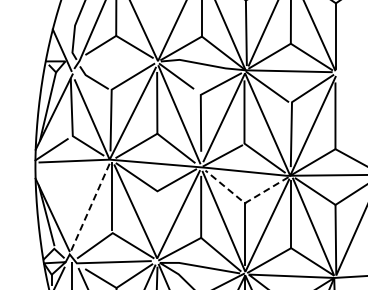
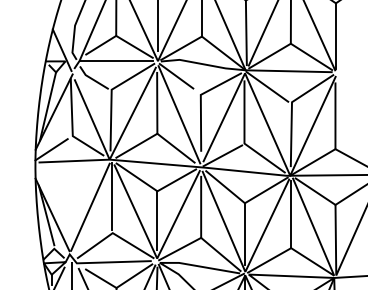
line: none -> present (158, 26)
line: none -> present (116, 60)
line: dashed -> solid (244, 203)
line: dashed -> solid (90, 207)
line: none -> present (157, 220)
